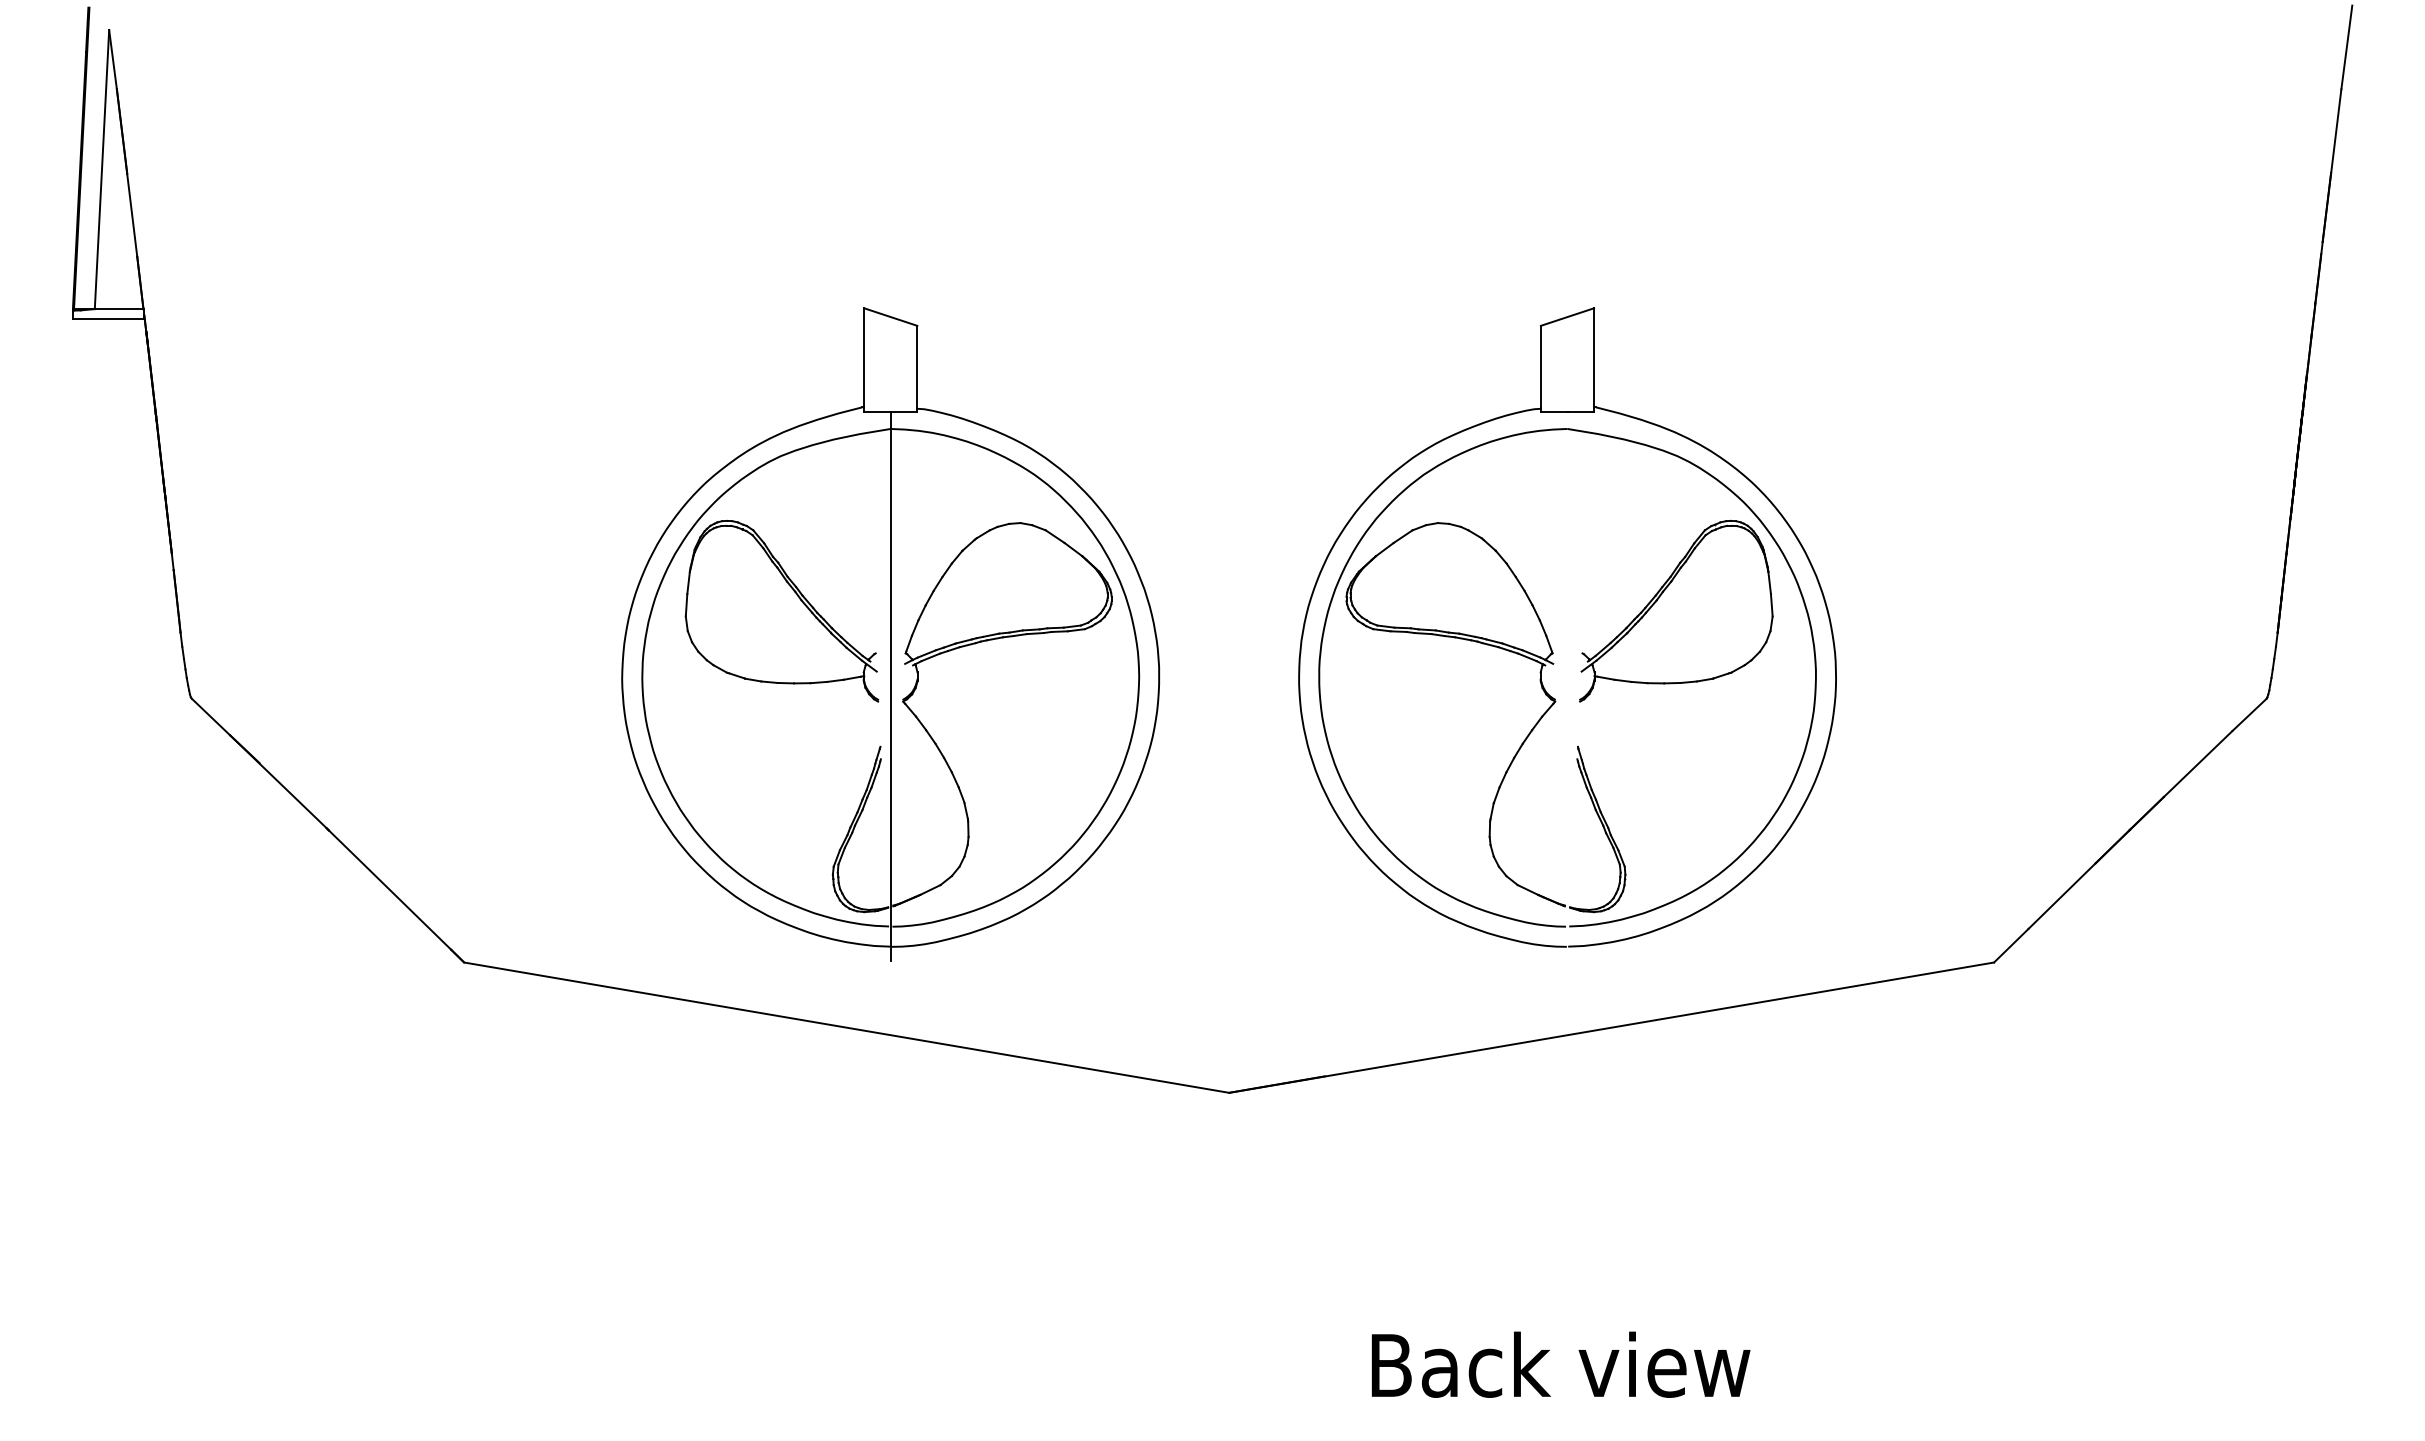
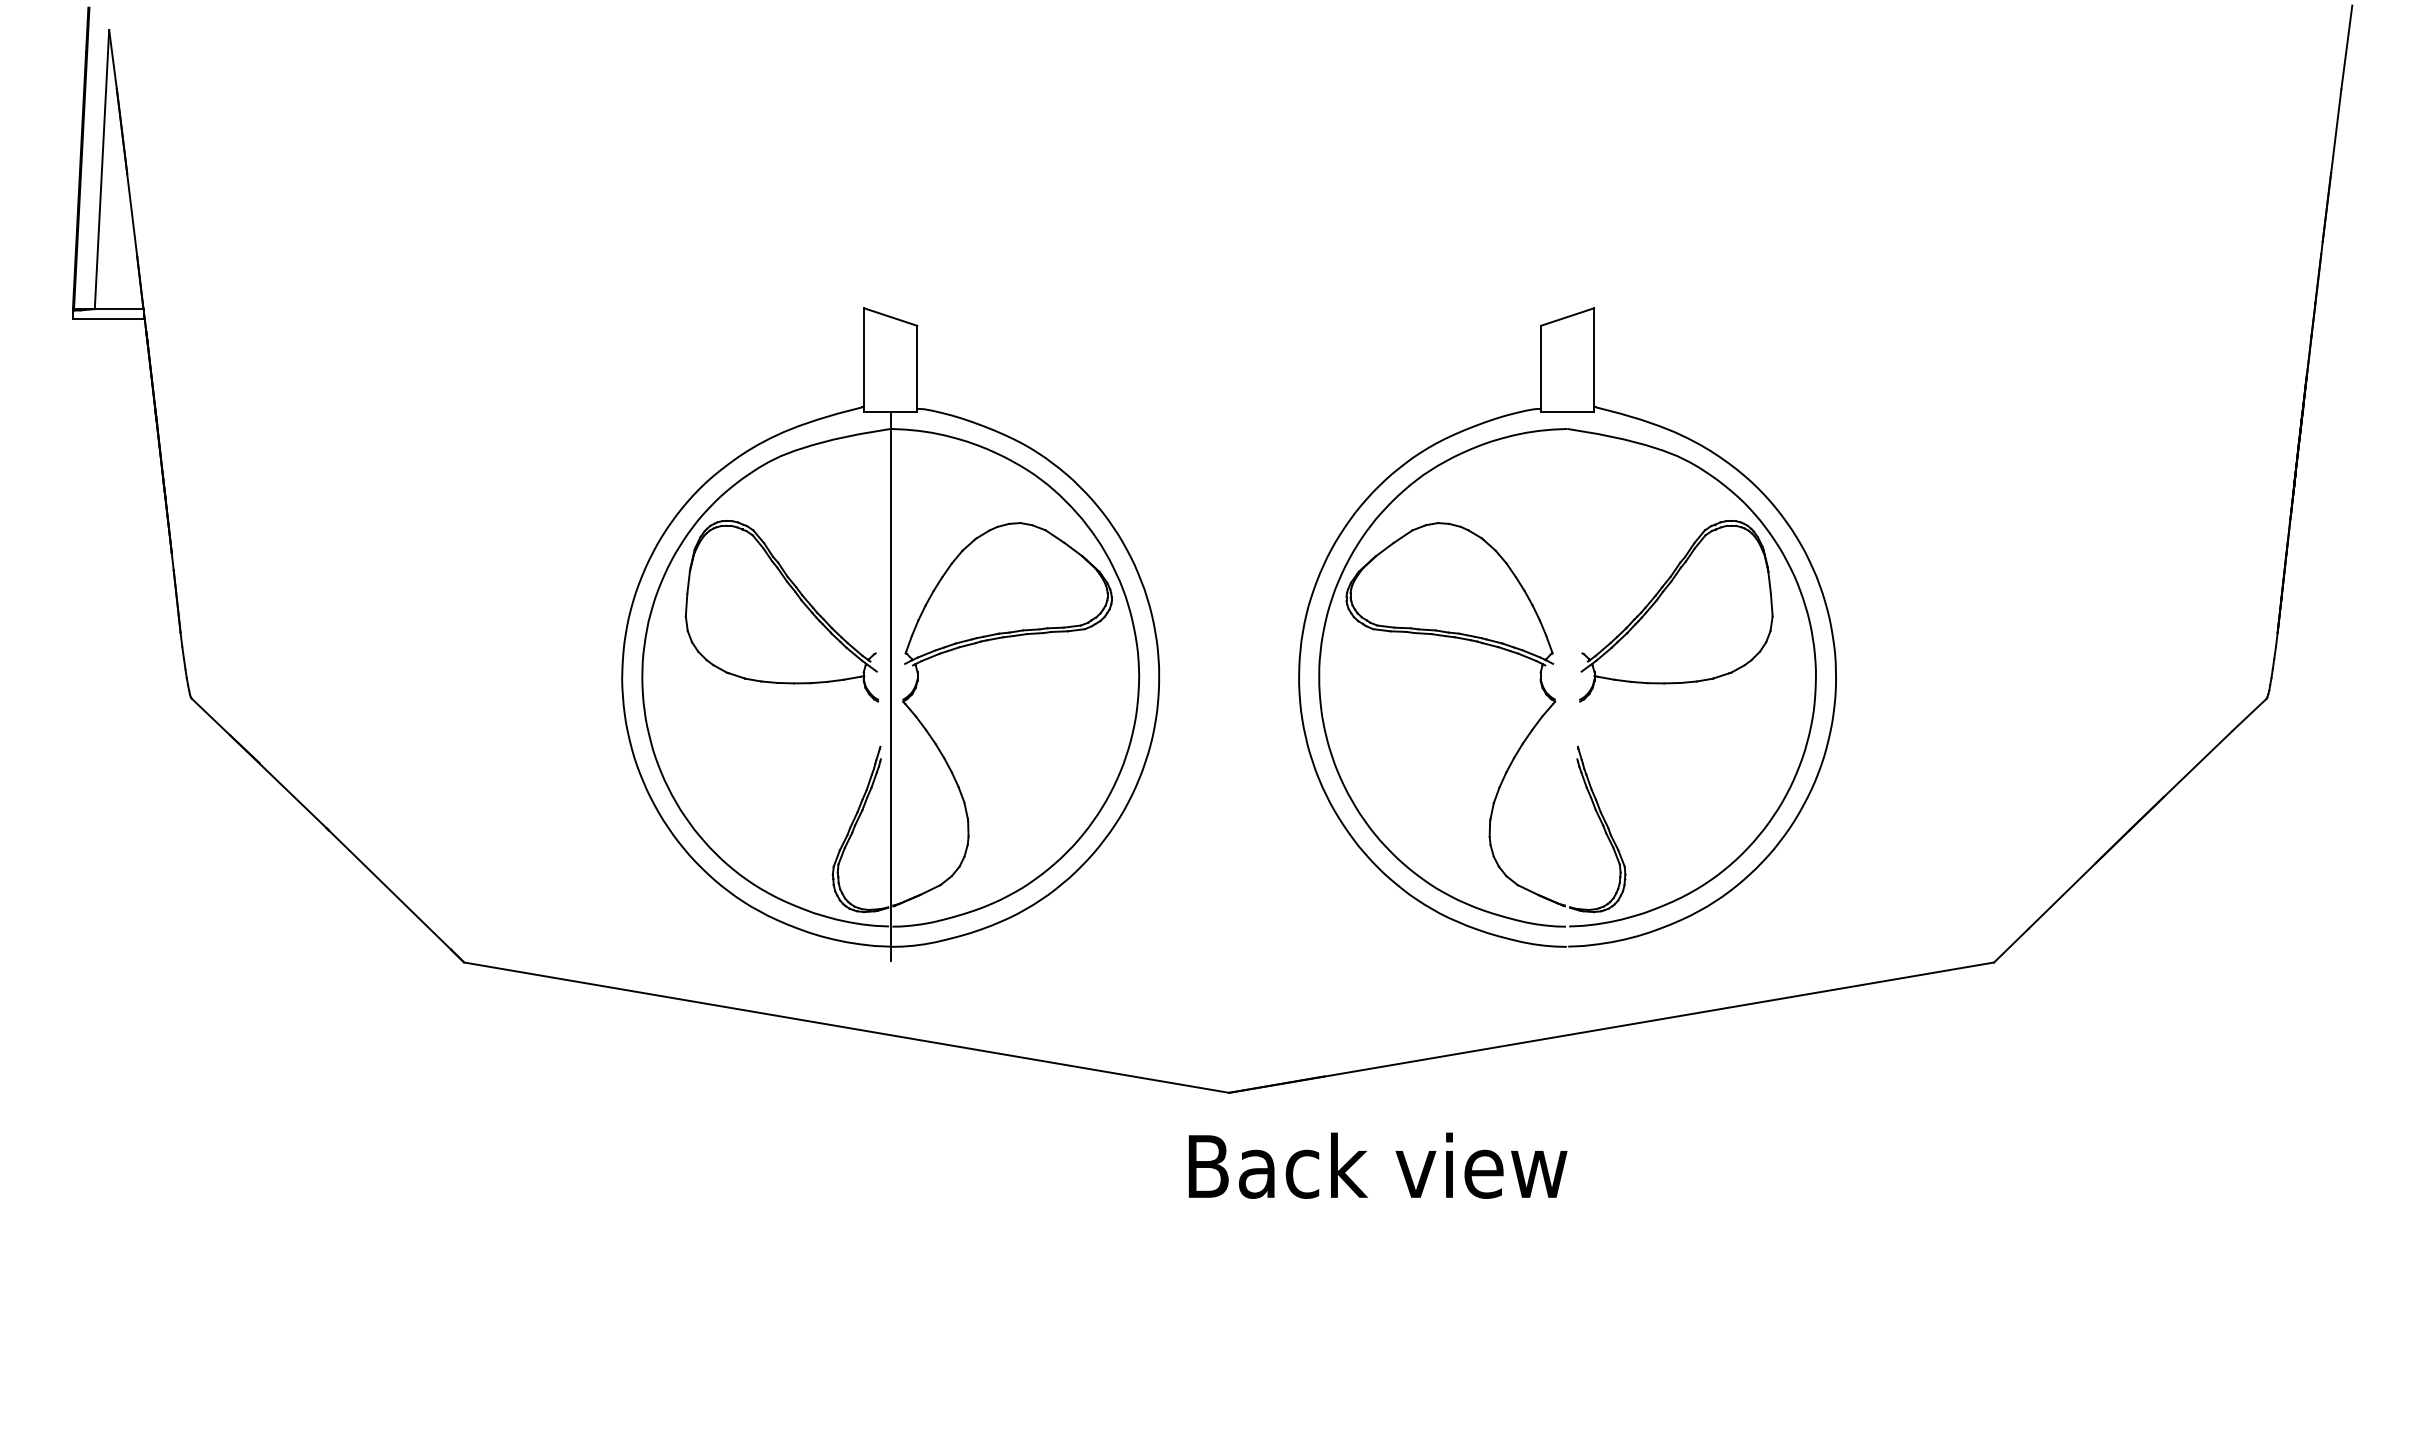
text position: (1560, 1364) -> (1377, 1165) (1377, 1165)
